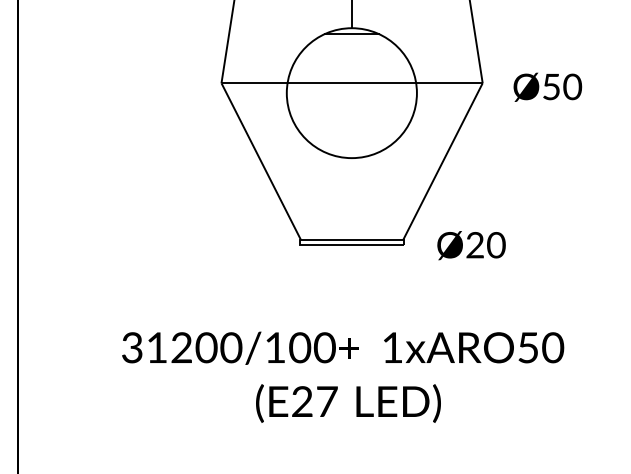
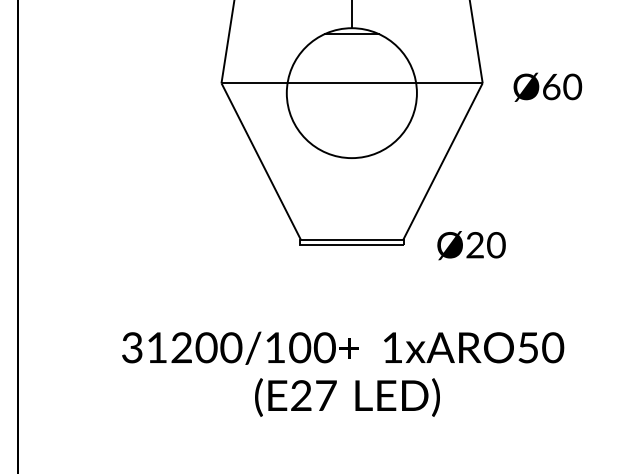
text: Ø50 -> Ø60 (551, 86)
text position: (348, 403) -> (347, 397) (347, 397)
